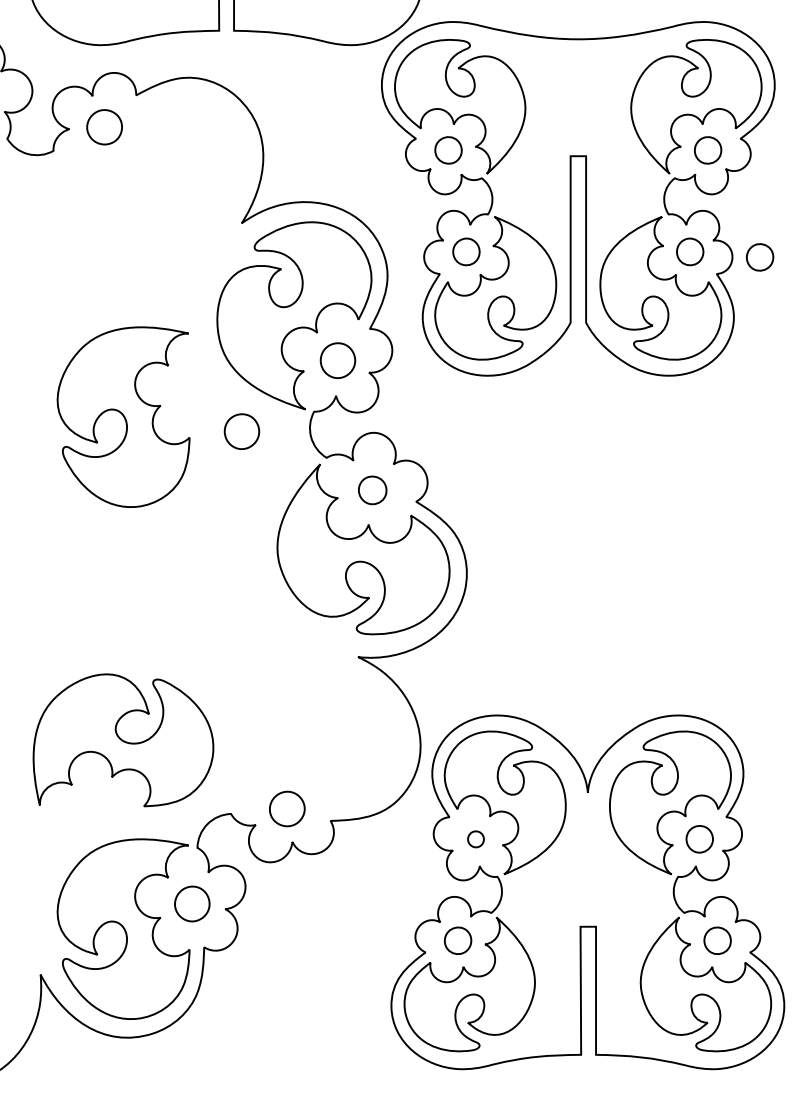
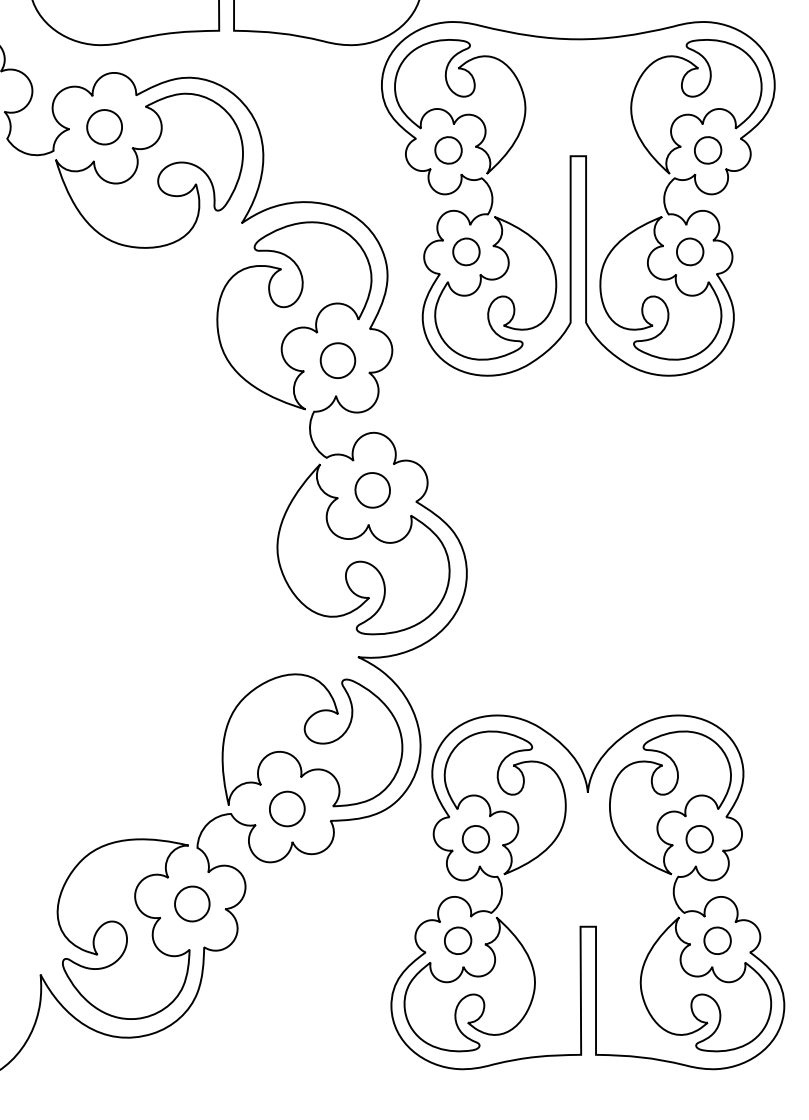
part: none -> present (149, 170)
part: present -> none (760, 257)
part: present -> none (123, 416)
part: present -> none (241, 431)
part size: 30x31 px -> 37x37 px (372, 490)
part position: (123, 740) -> (312, 740) (312, 740)
part size: 18x19 px -> 30x29 px (475, 839)
